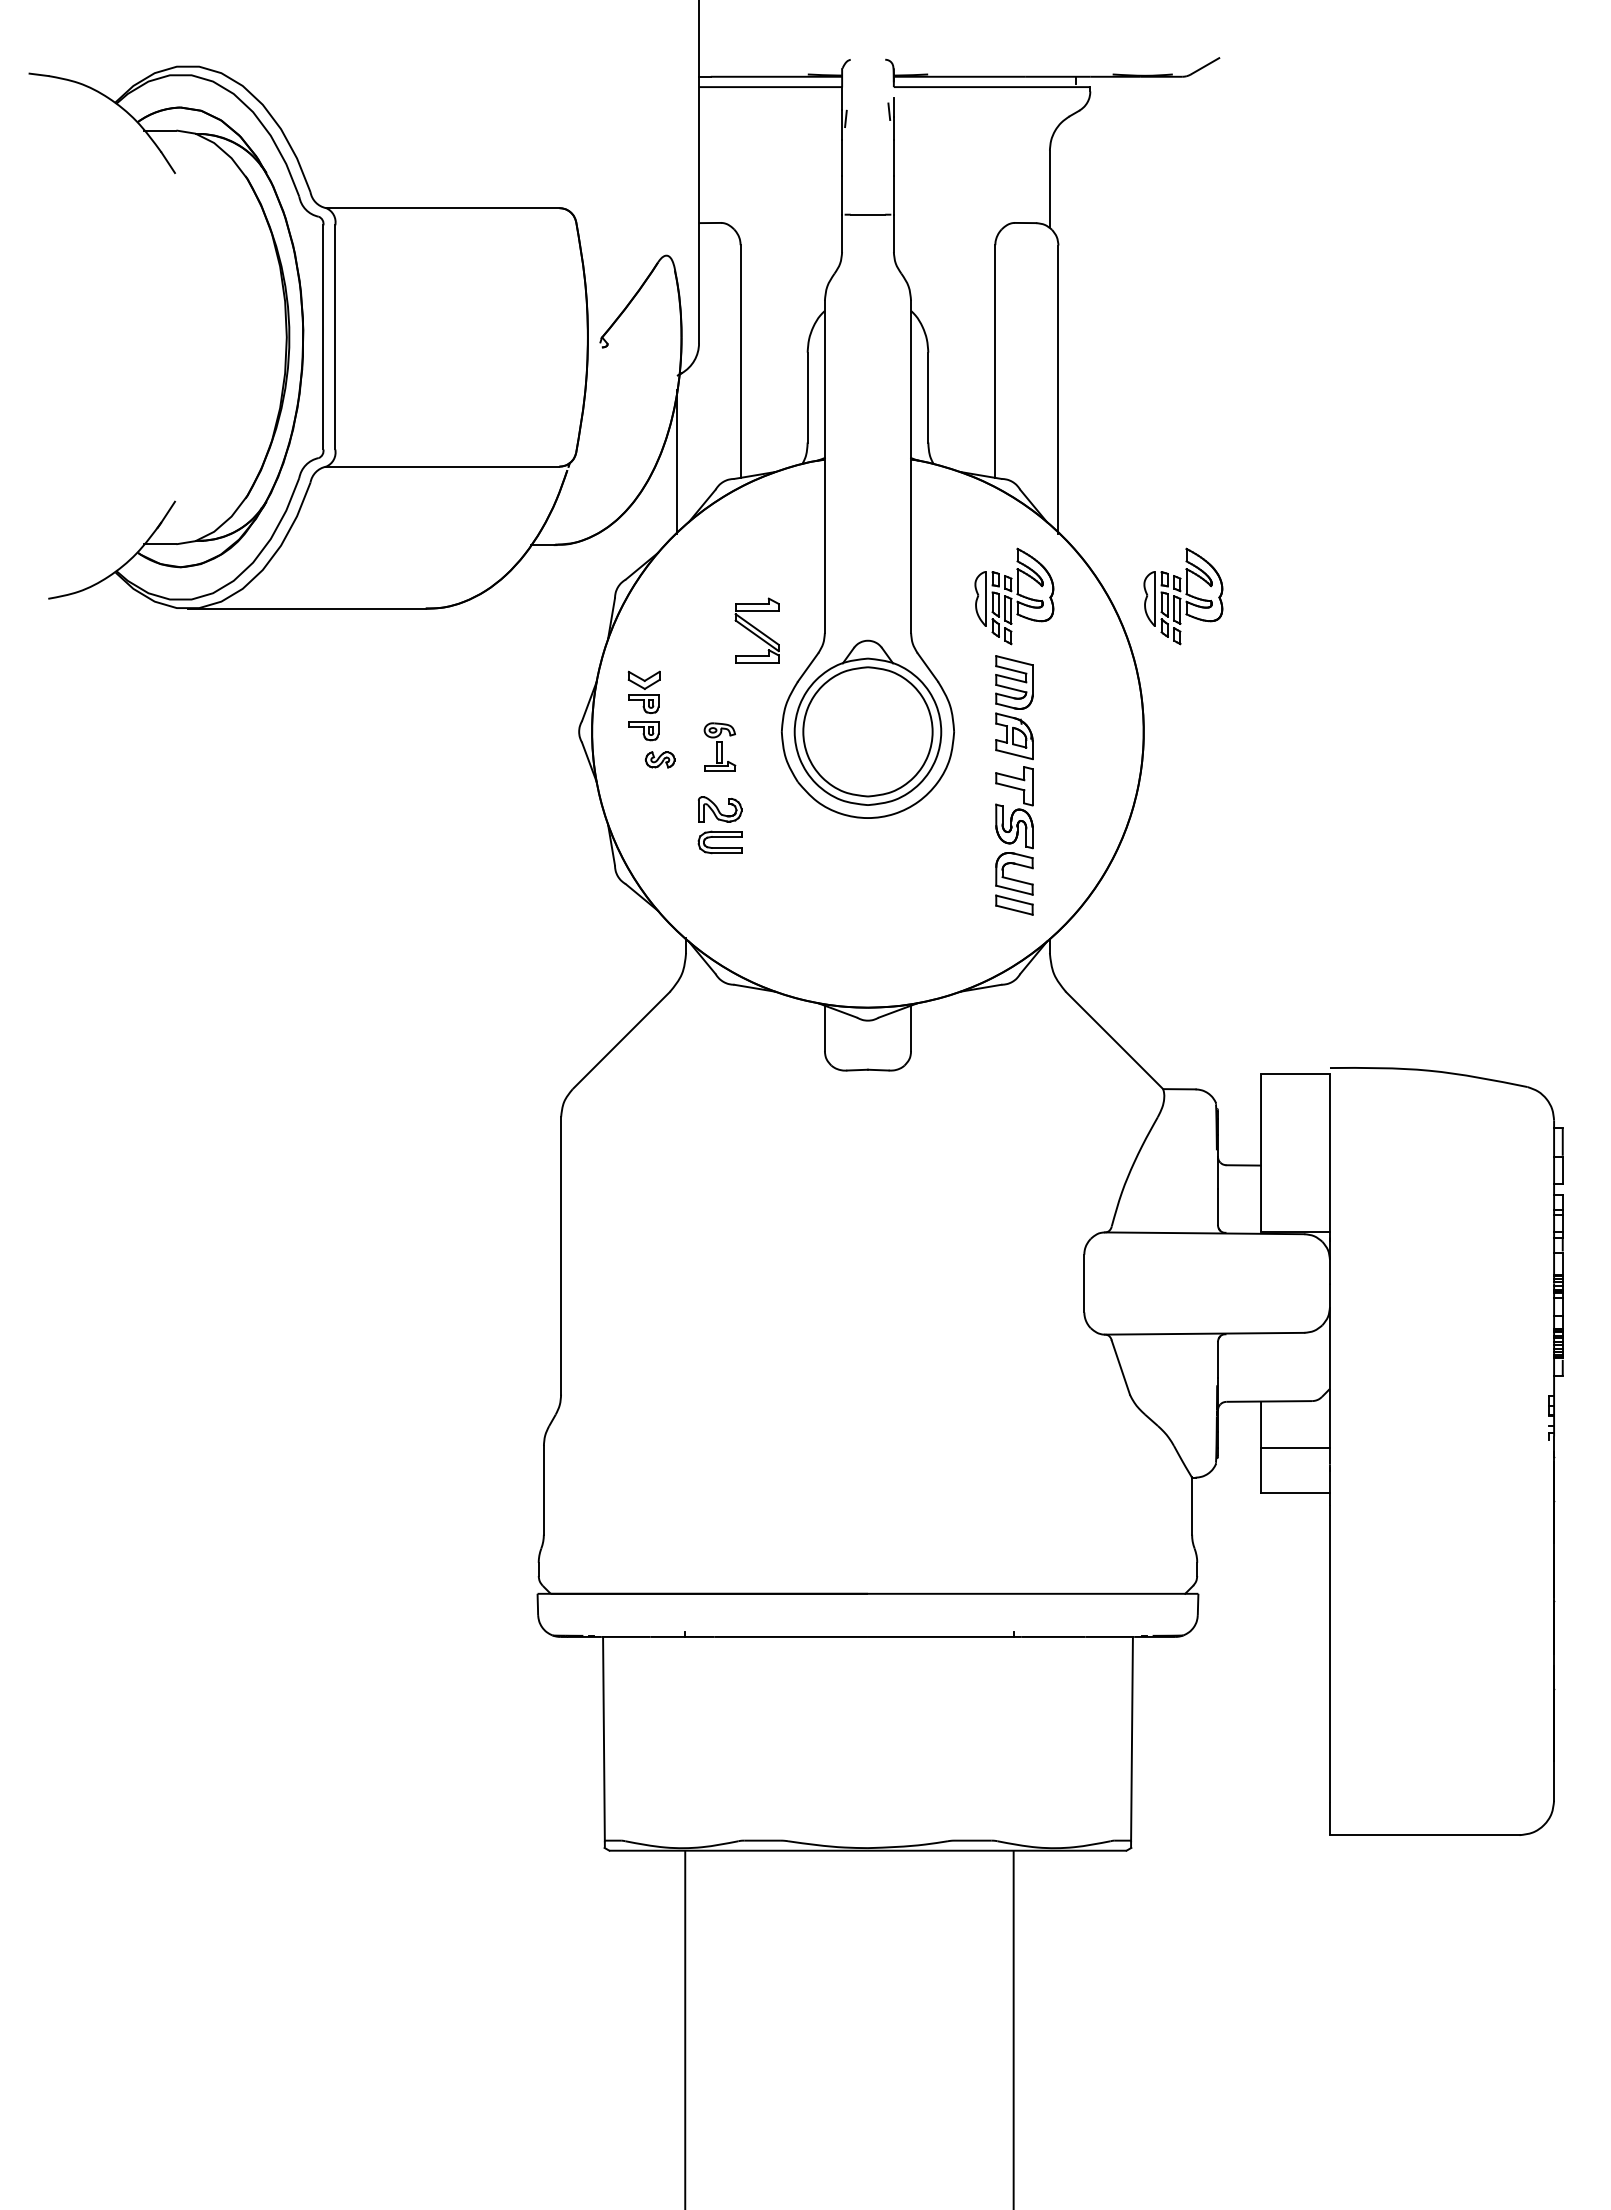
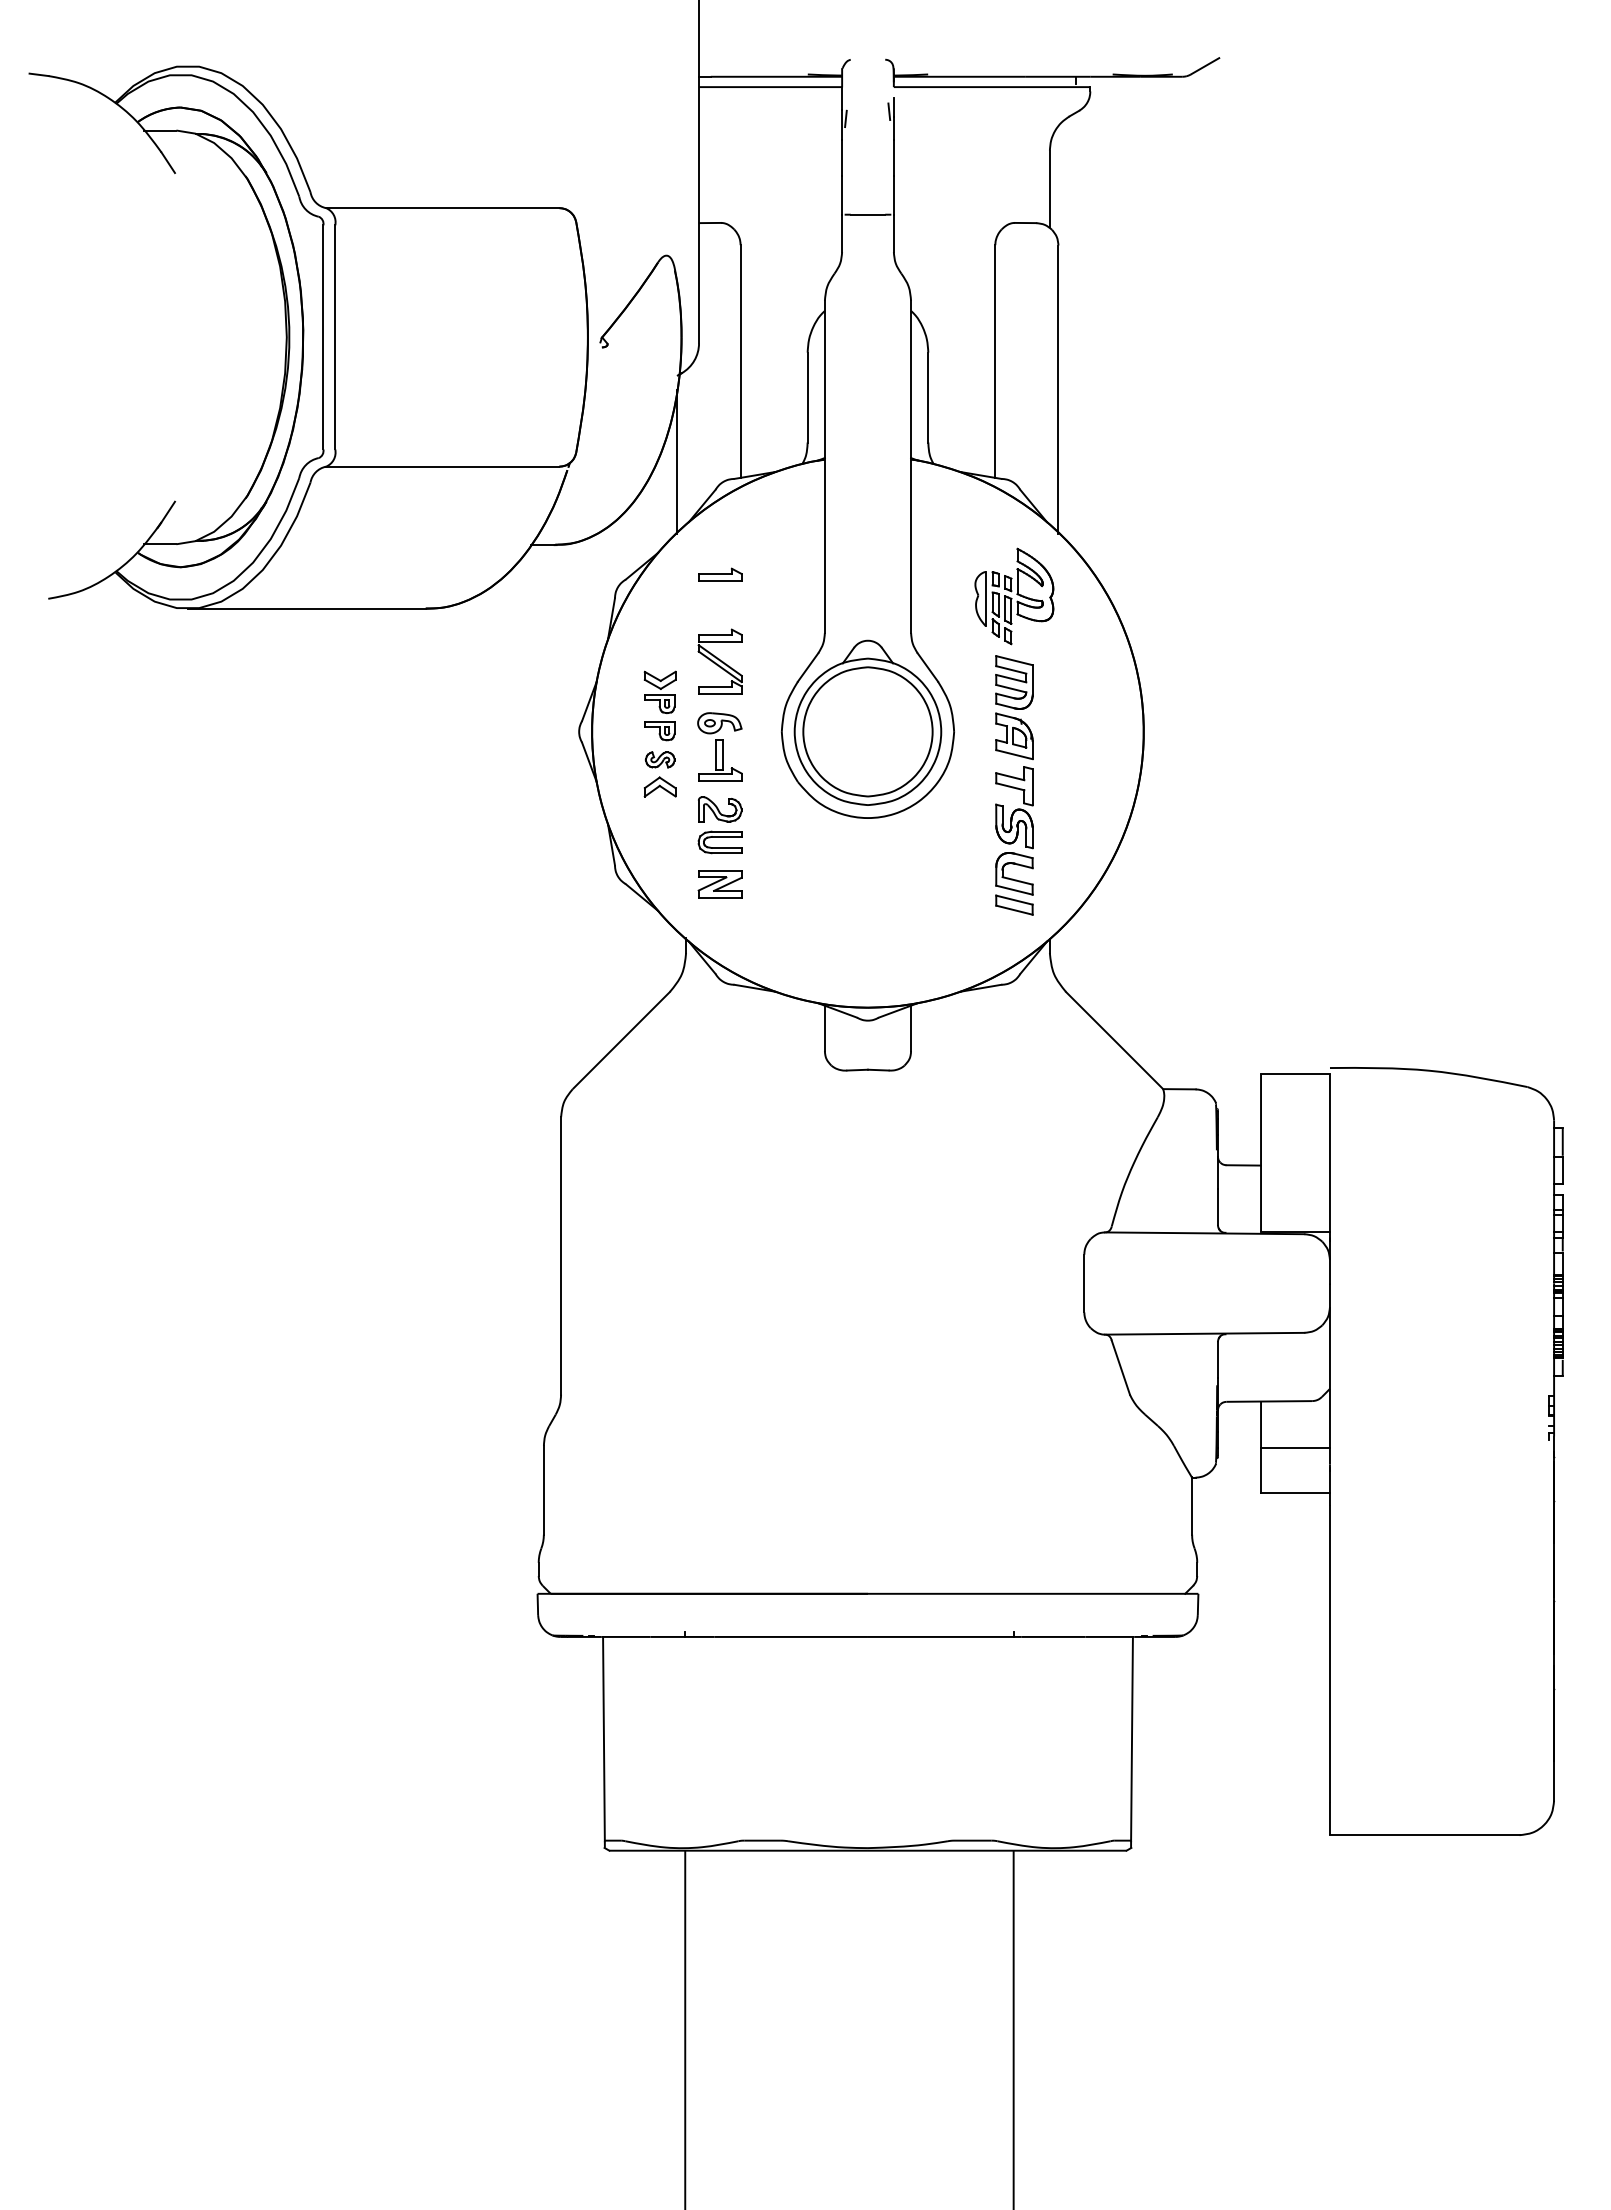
part: none -> present (720, 574)
part: present -> none (1183, 596)
part position: (756, 630) -> (719, 661) (719, 661)
part position: (643, 705) -> (659, 705) (659, 705)
part size: 34x50 px -> 46x70 px (719, 746)
part: none -> present (659, 786)
part: none -> present (719, 884)
